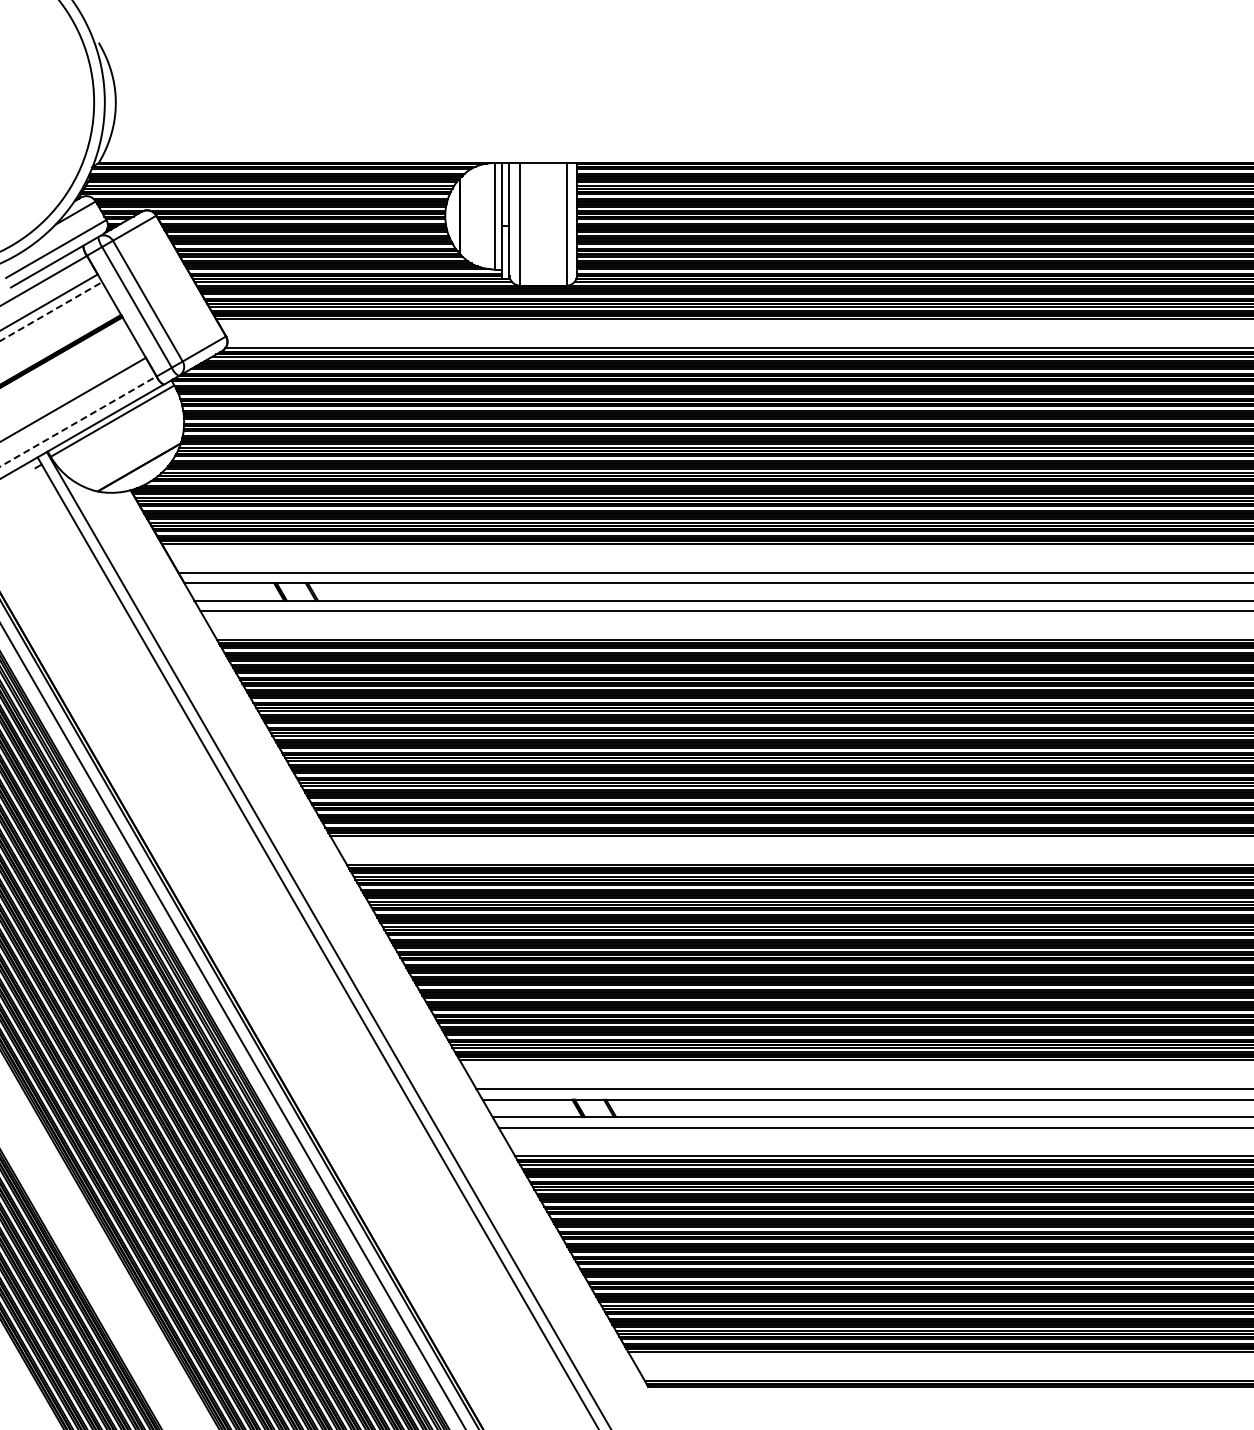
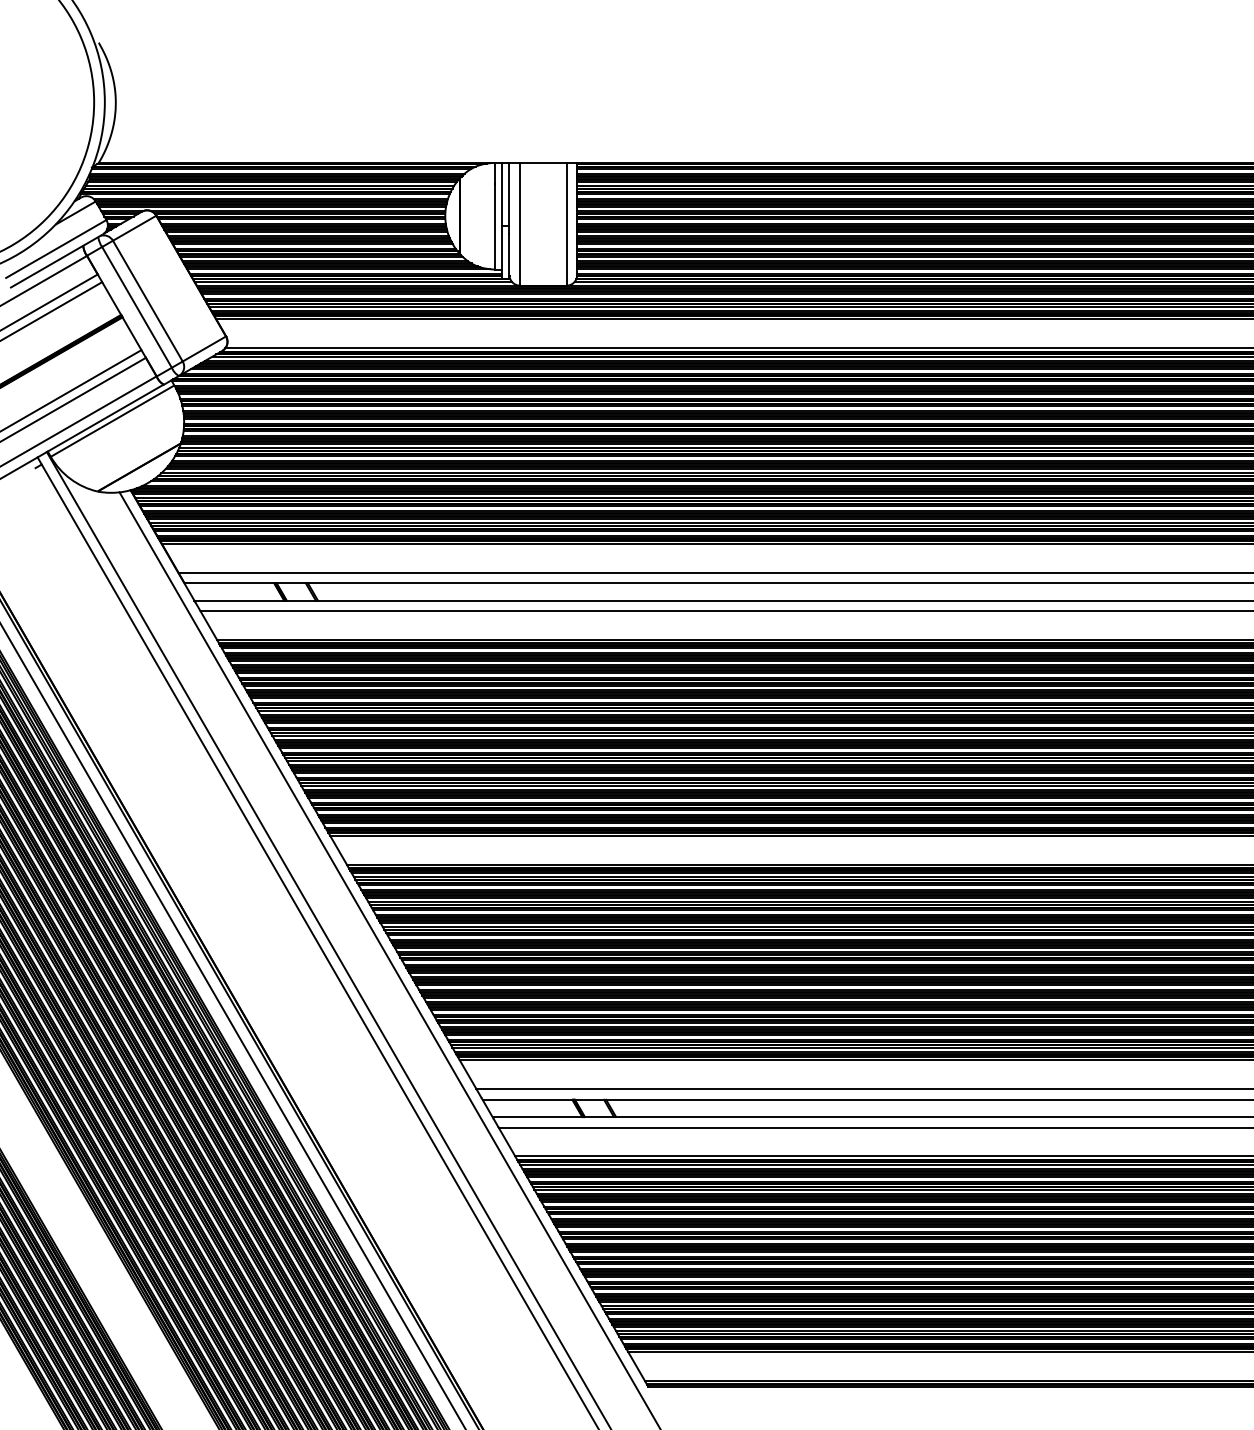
line: dashed -> solid (51, 311)
line: none -> present (71, 390)
line: dashed -> solid (78, 421)
line: none -> present (388, 959)
